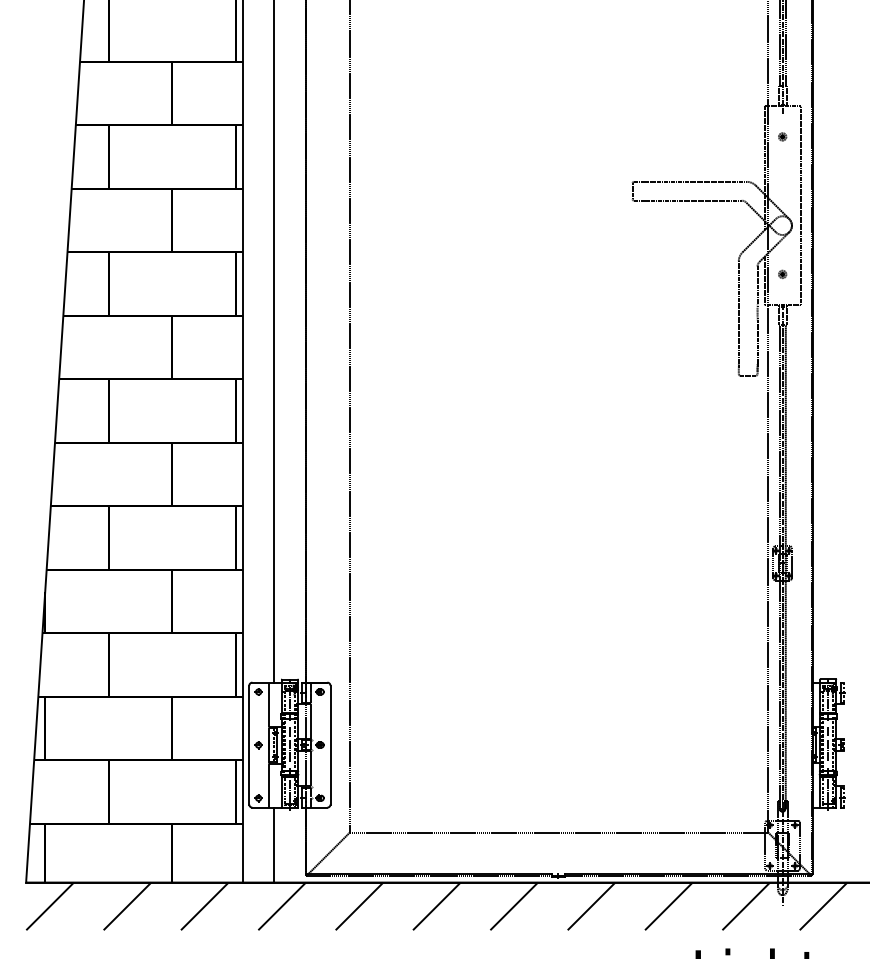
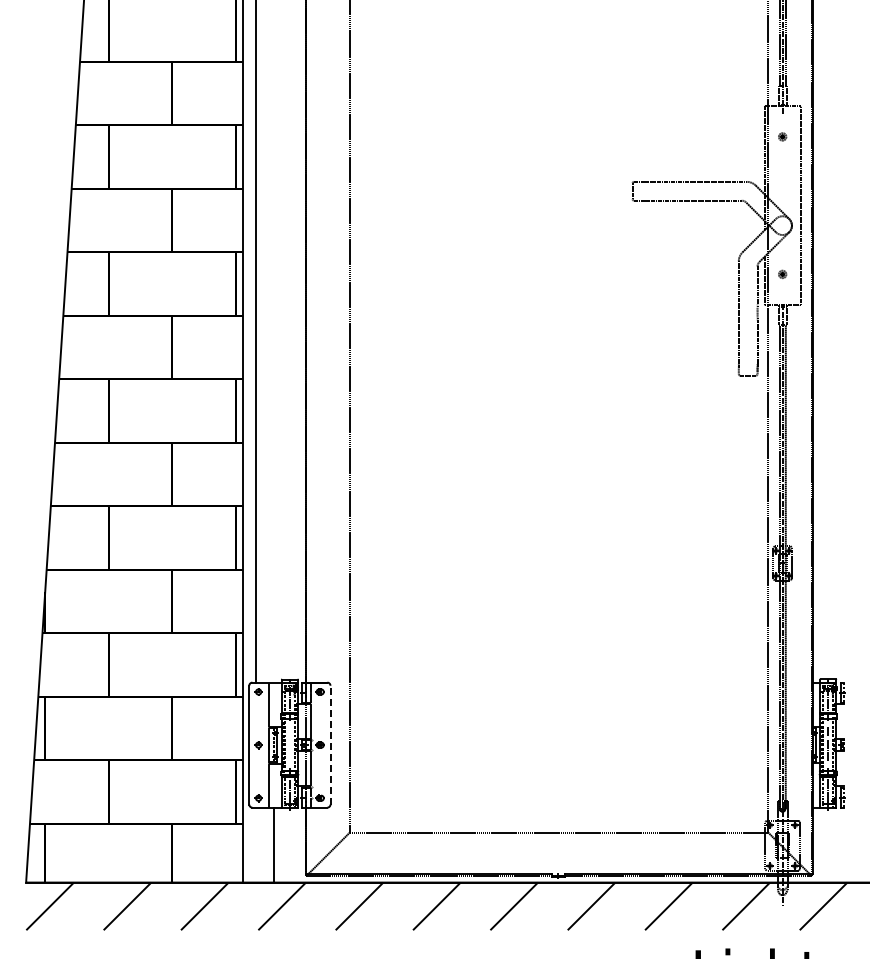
line position: (274, 342) -> (256, 342) (256, 342)
line: present -> none (289, 743)
line: solid -> dashed (330, 744)
